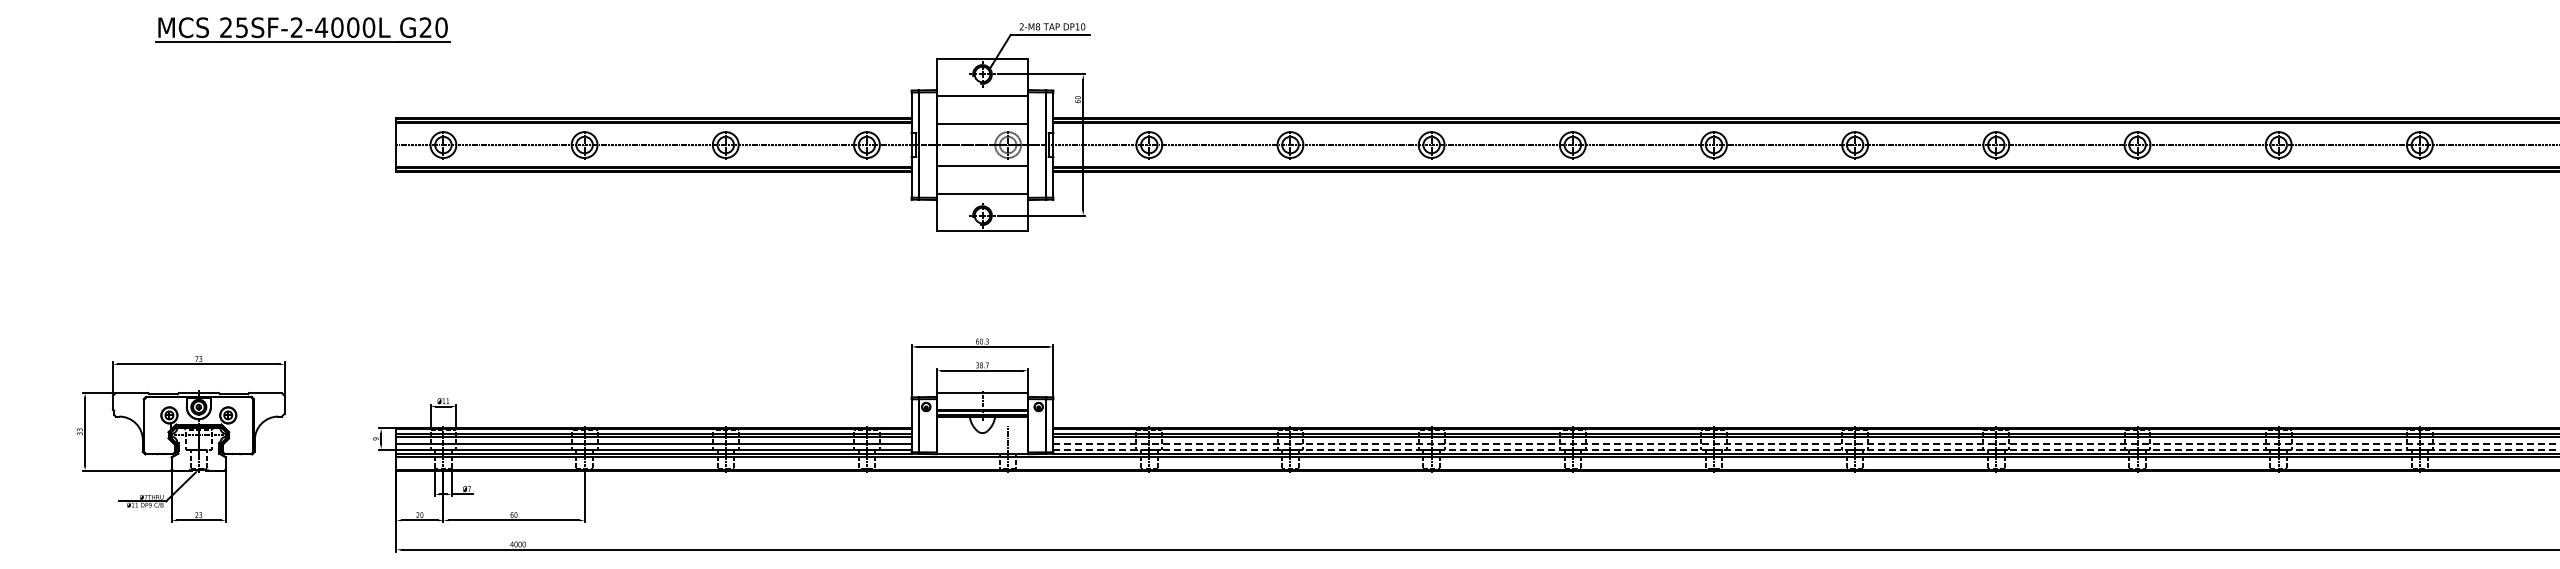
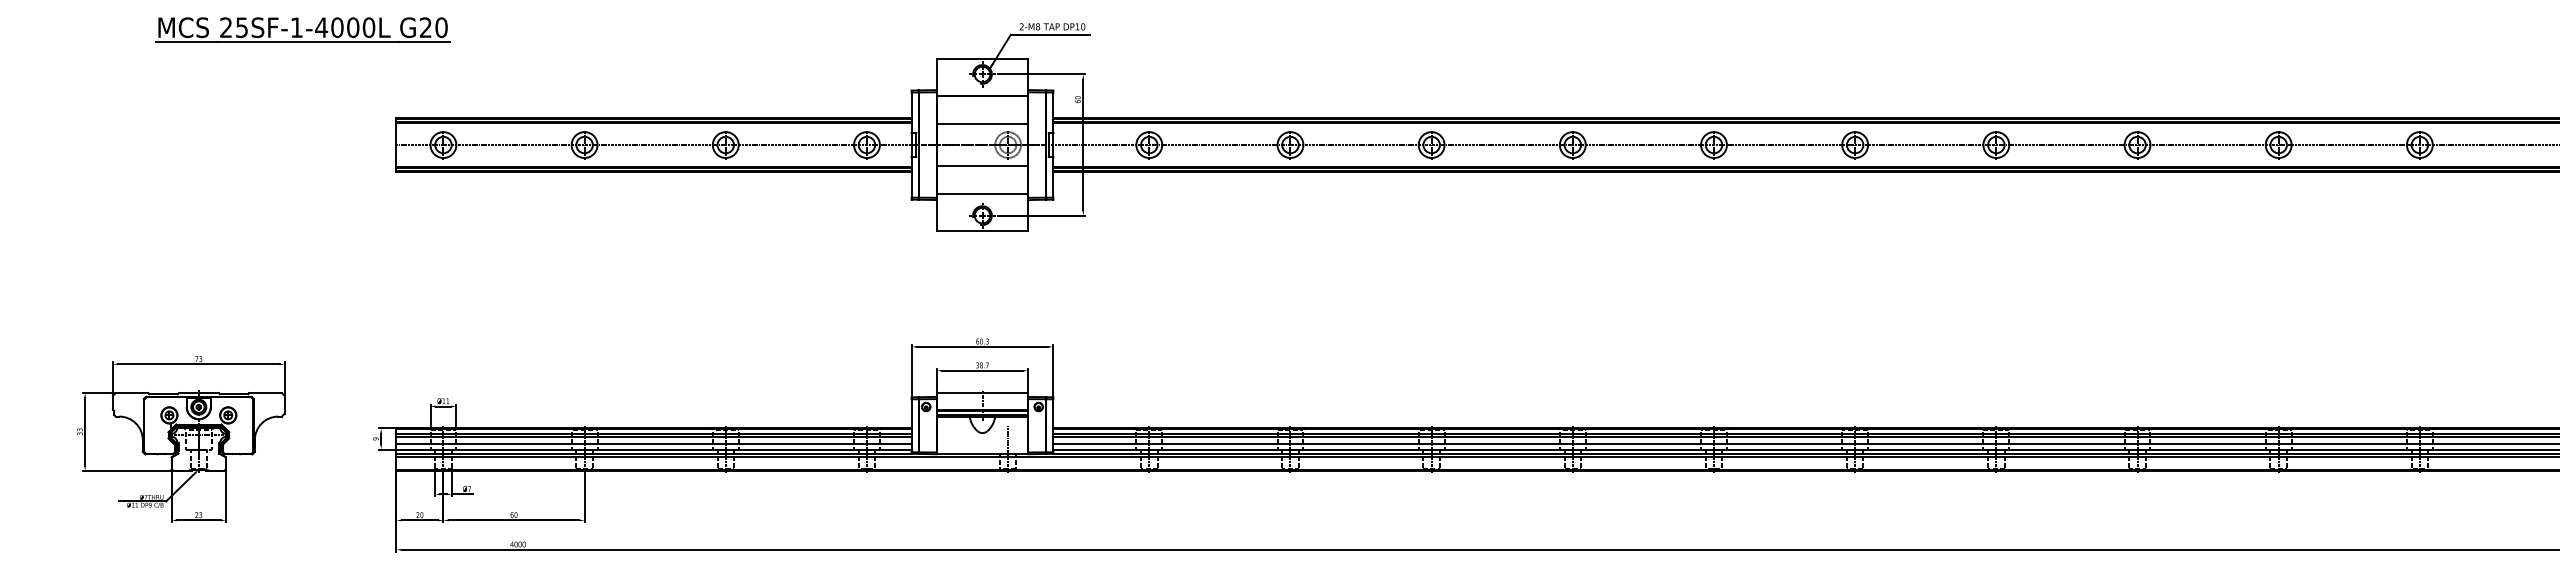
text: 25SF-2-4000L -> 25SF-1-4000L (296, 27)
line: dashed -> solid (1806, 443)
line: dashed -> solid (1806, 449)
